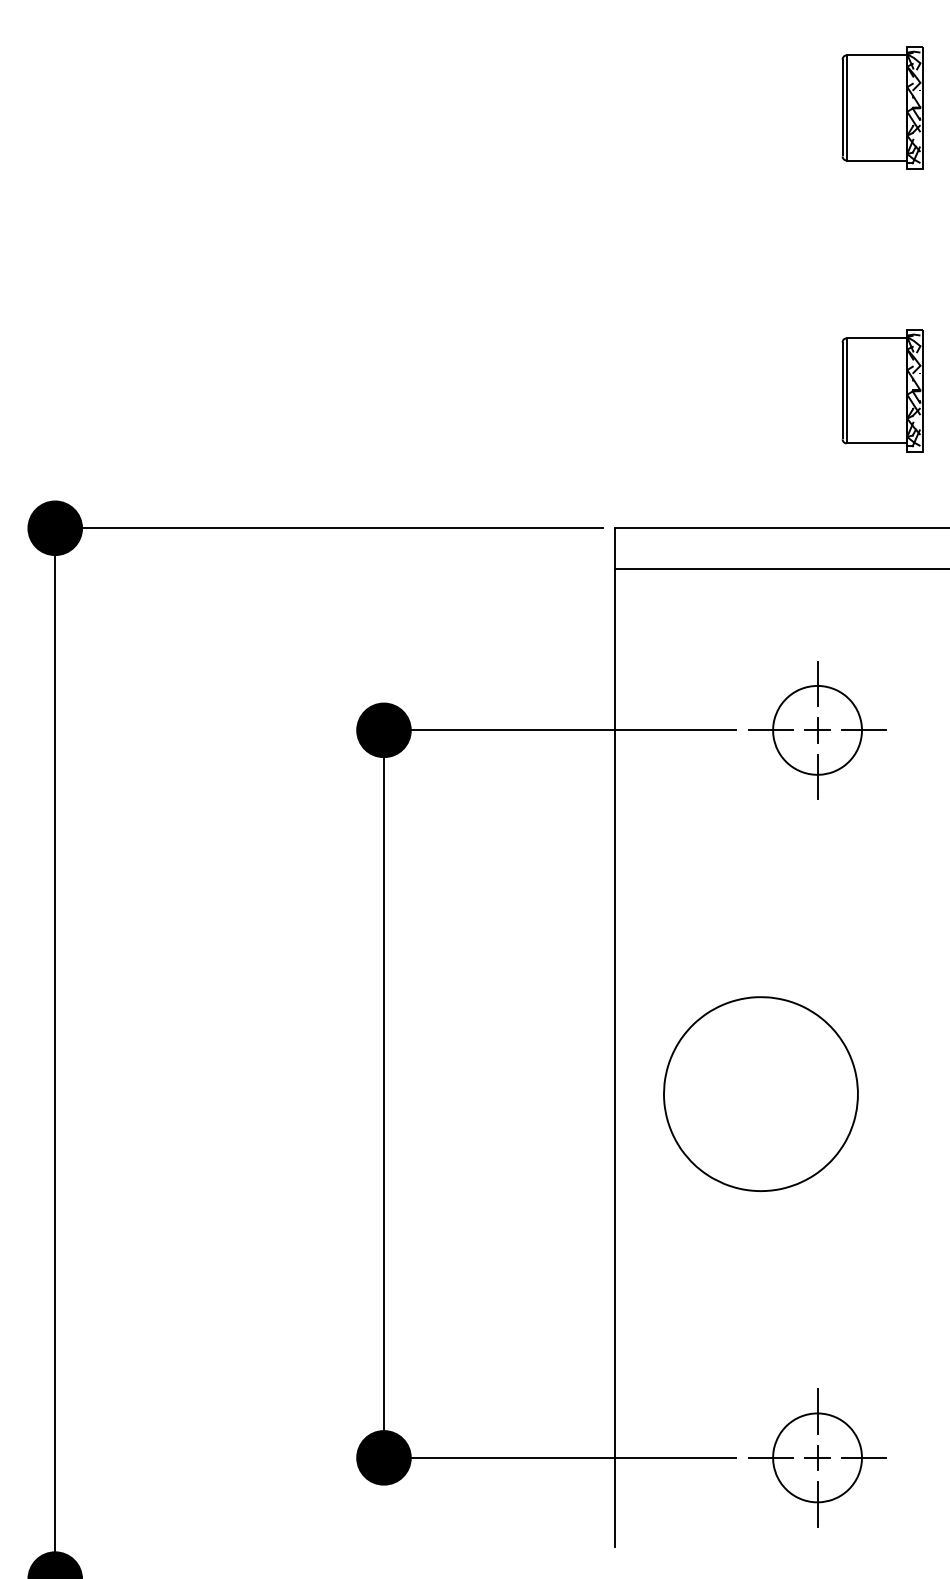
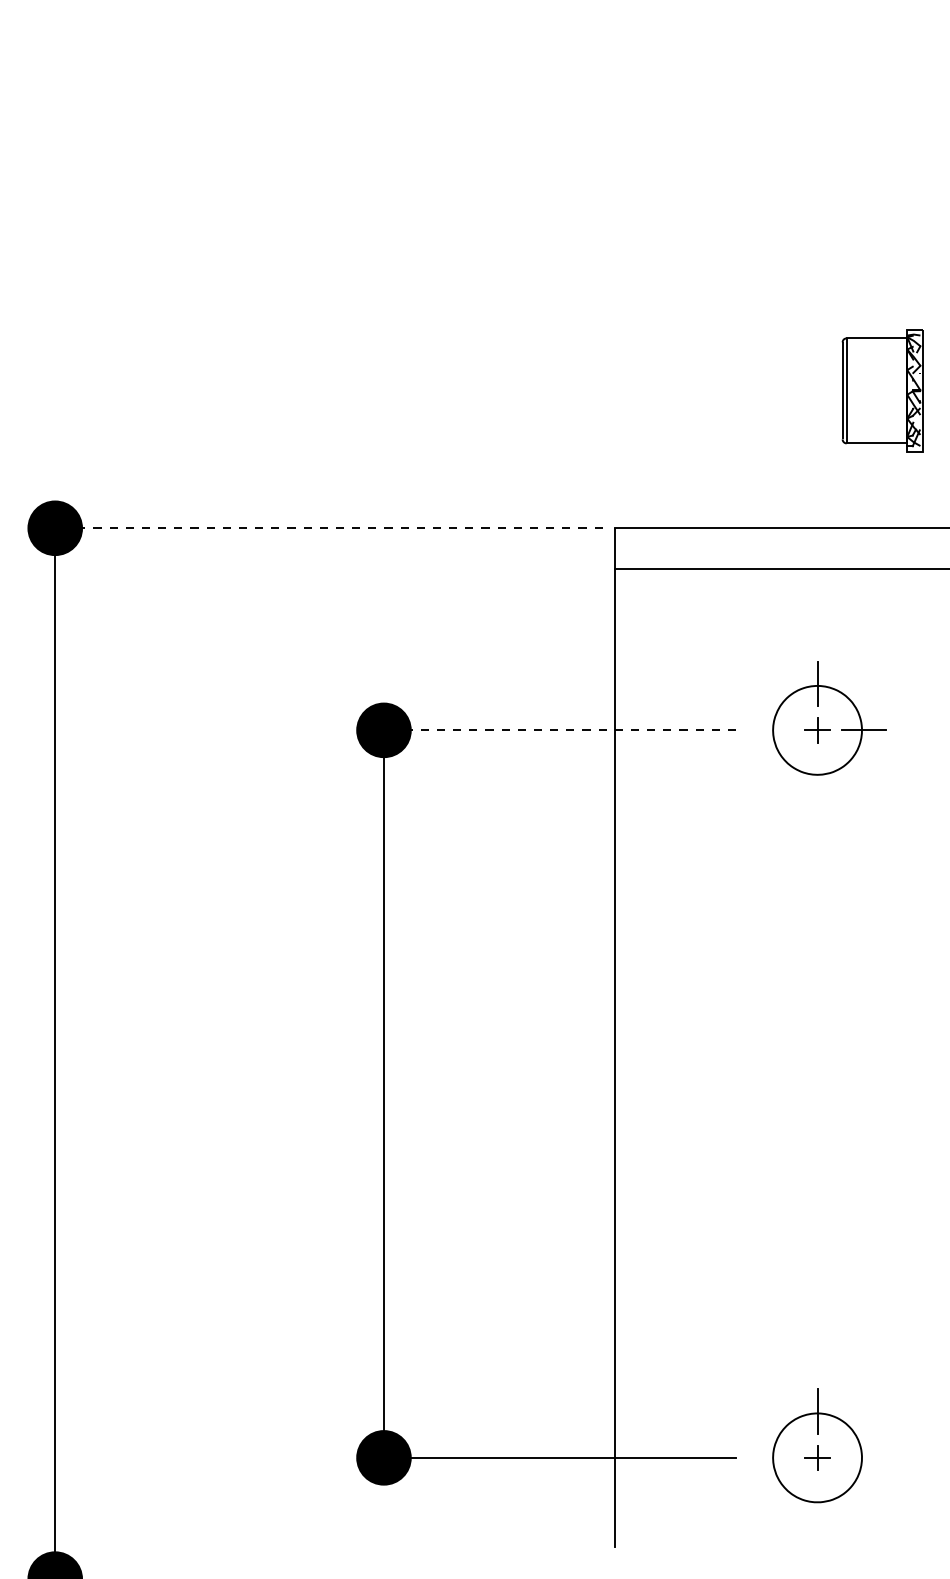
part: present -> none (882, 107)
line: solid -> dashed (328, 528)
line: solid -> dashed (559, 730)
line: present -> none (770, 730)
line: present -> none (817, 776)
part: present -> none (760, 1093)
line: present -> none (770, 1457)
line: present -> none (863, 1457)
line: present -> none (817, 1504)
